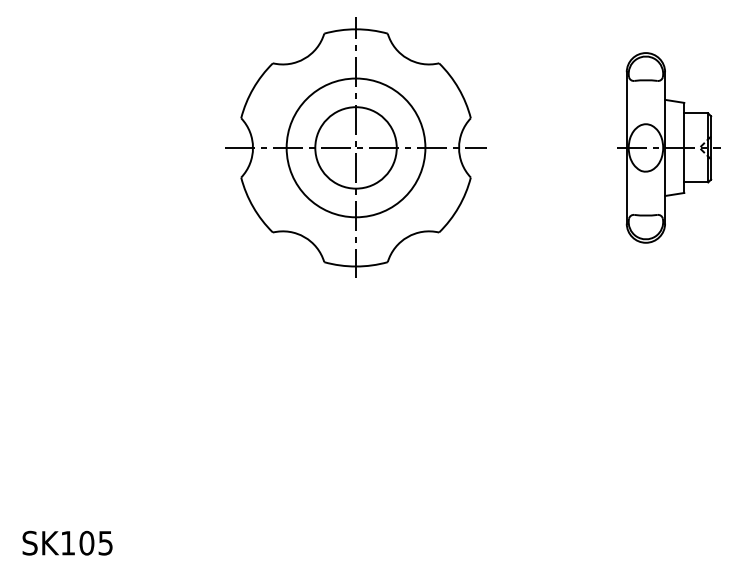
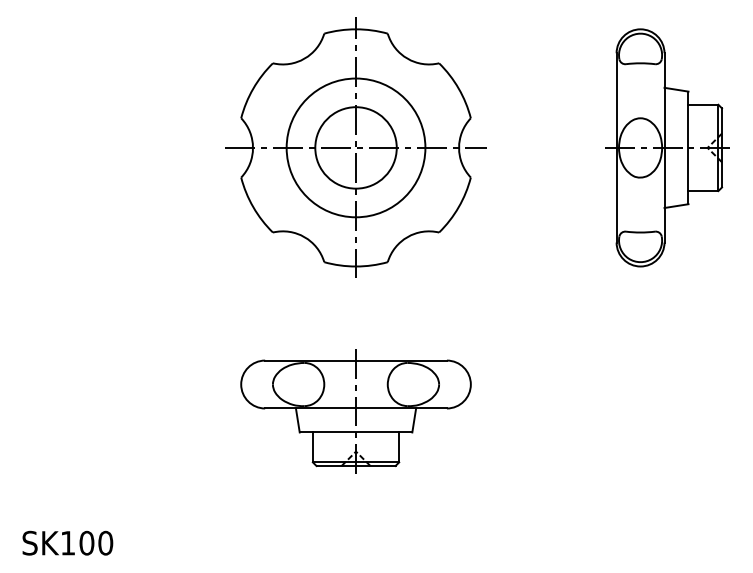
part size: 104x192 px -> 125x240 px (667, 147)
part: none -> present (355, 411)
text: SK105 -> SK100 (105, 542)
